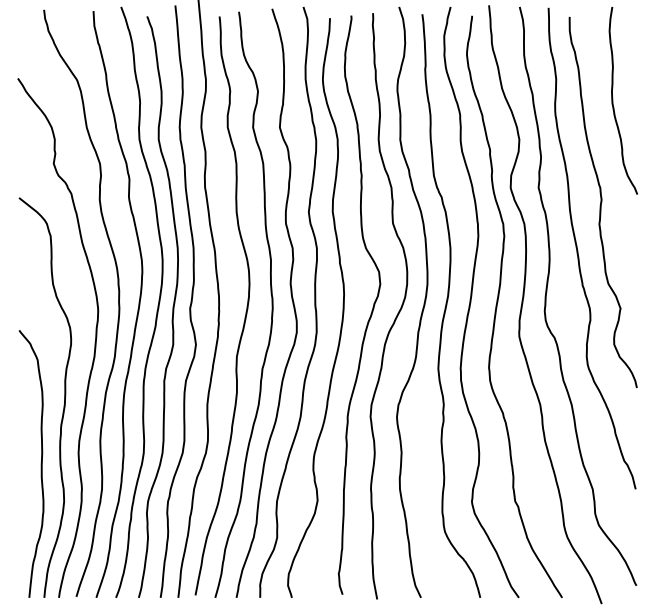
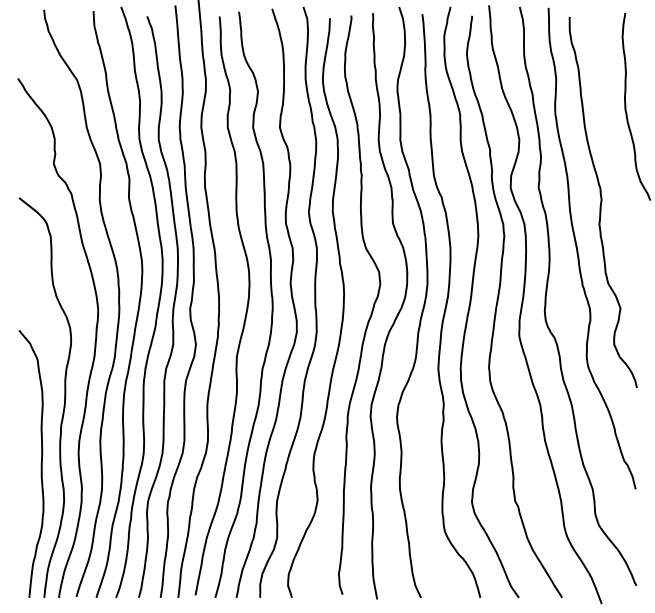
curve position: (613, 100) -> (626, 106) (626, 106)
